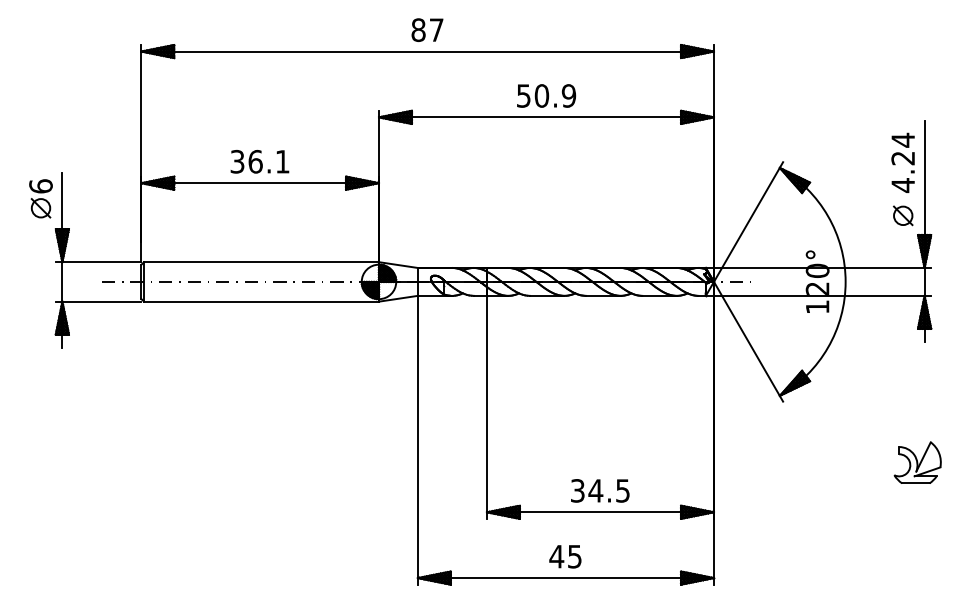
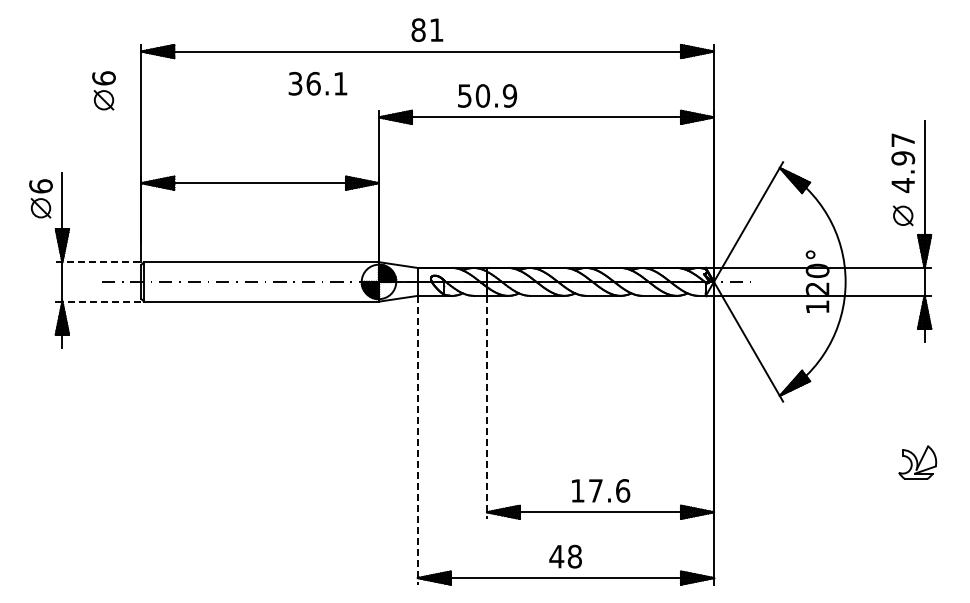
text: 87 -> 81 (436, 29)
part: none -> present (103, 90)
text position: (546, 95) -> (487, 95) (487, 95)
text: 4.24 -> 4.97 (903, 148)
text position: (259, 161) -> (317, 83) (317, 83)
line: solid -> dashed (98, 262)
line: solid -> dashed (101, 301)
line: solid -> dashed (486, 407)
line: solid -> dashed (417, 440)
part size: 49x43 px -> 40x35 px (917, 462)
text: 34.5 -> 17.6 (600, 490)
text: 45 -> 48 (574, 556)
